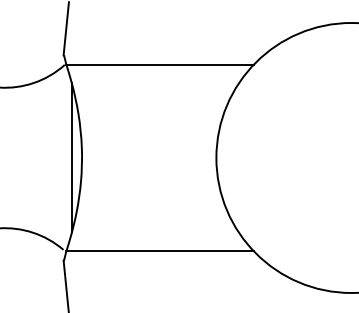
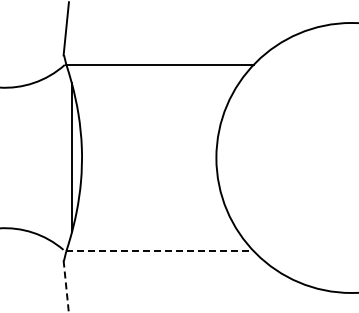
line: solid -> dashed (160, 251)
line: solid -> dashed (66, 287)
